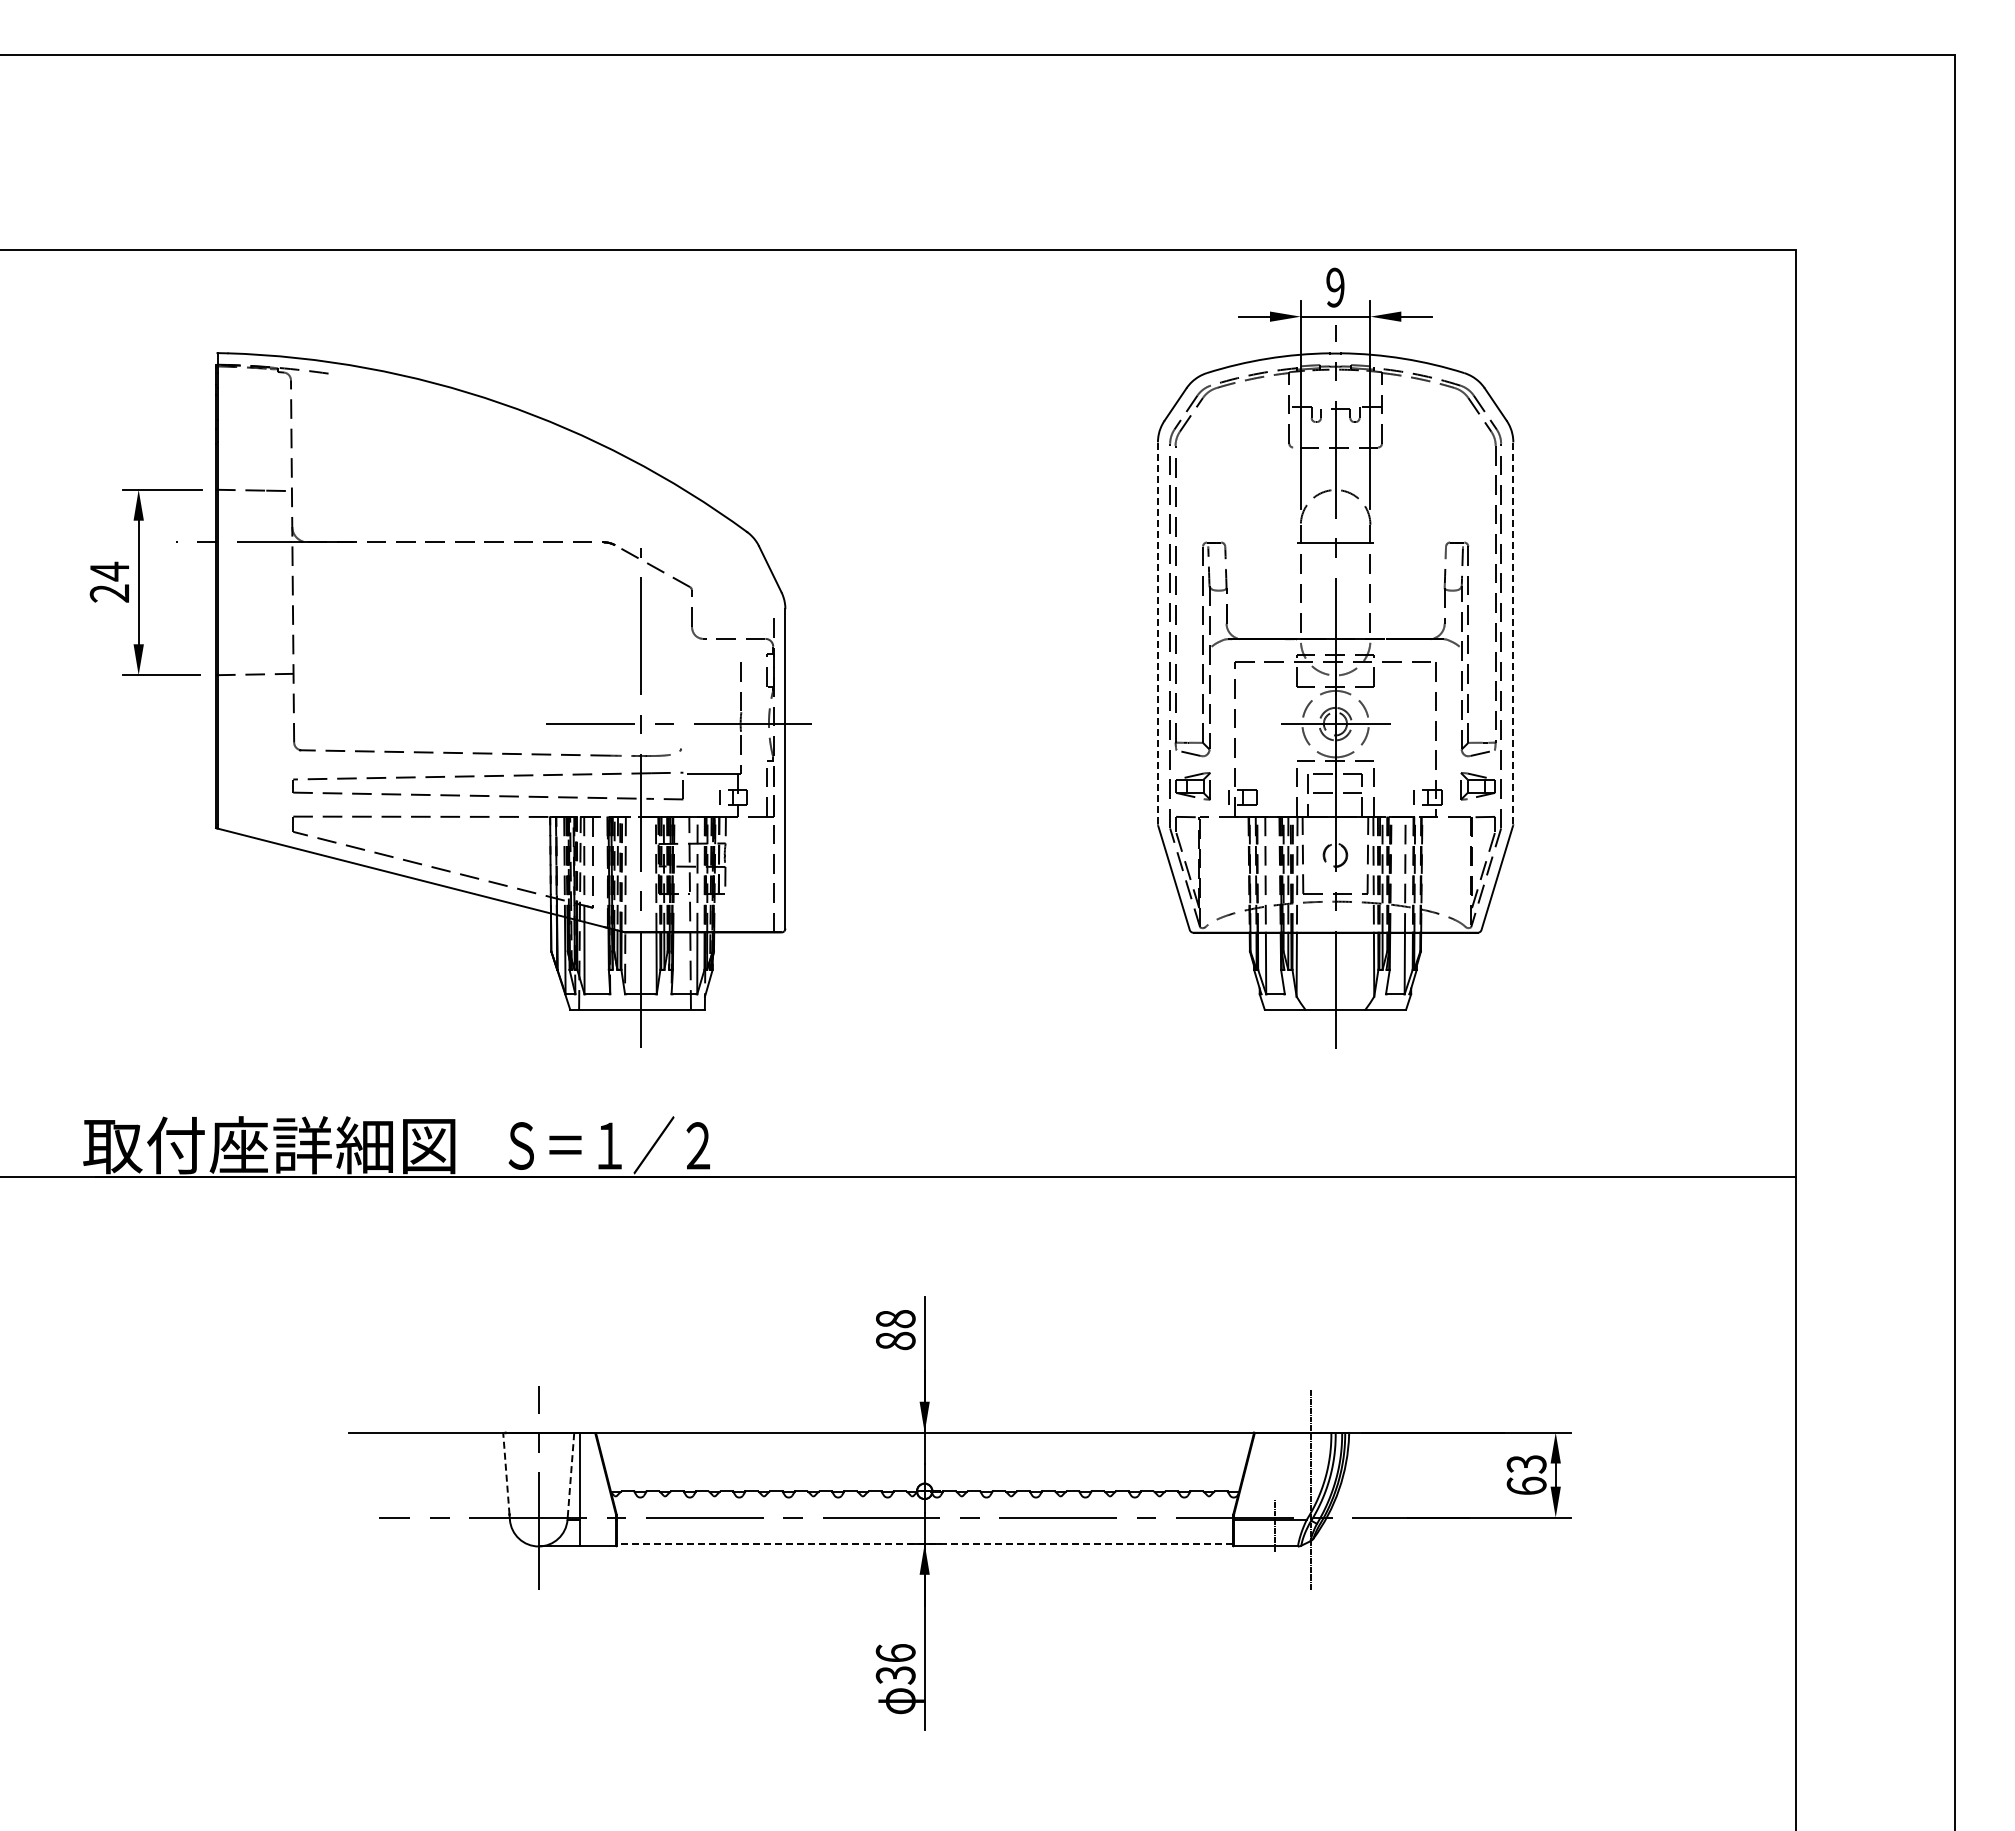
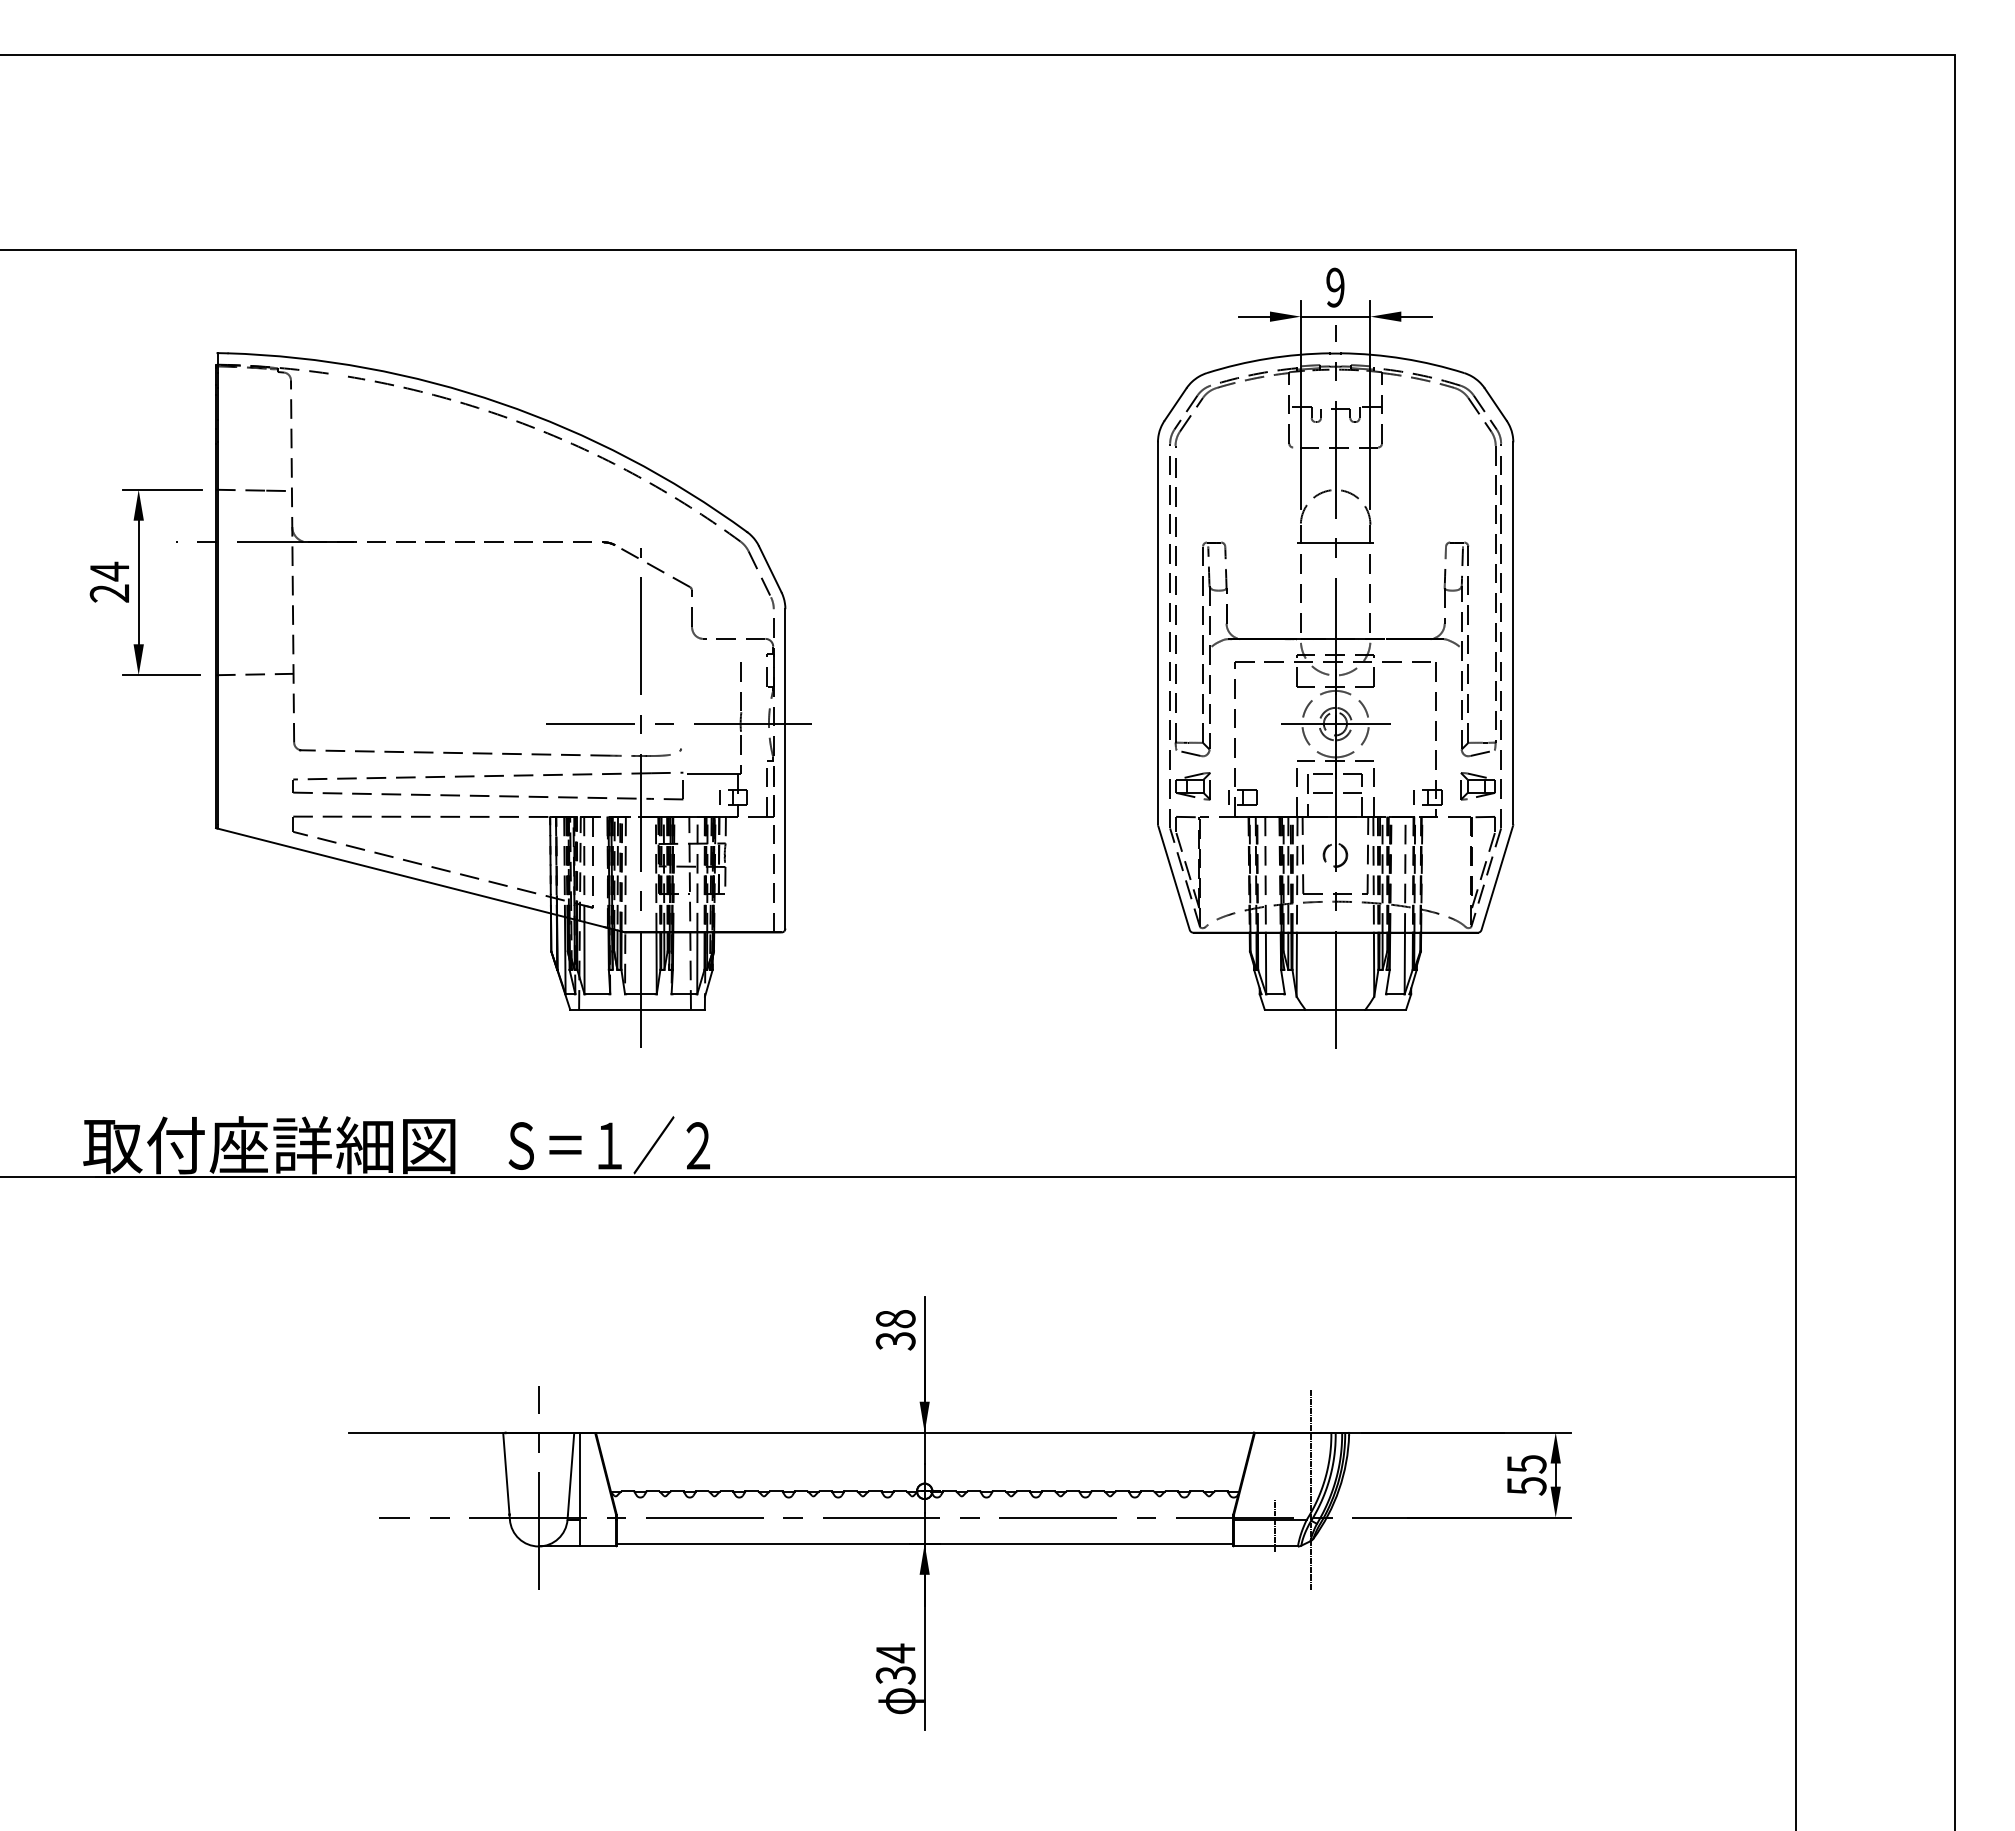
part: none -> present (581, 449)
line: dashed -> solid (1157, 633)
line: dashed -> solid (1513, 633)
text: 88 -> 38 (895, 1340)
line: dashed -> solid (506, 1473)
line: dashed -> solid (571, 1473)
text: 63 -> 55 (1526, 1475)
line: dashed -> solid (924, 1543)
text: 36 -> 34 (895, 1653)
